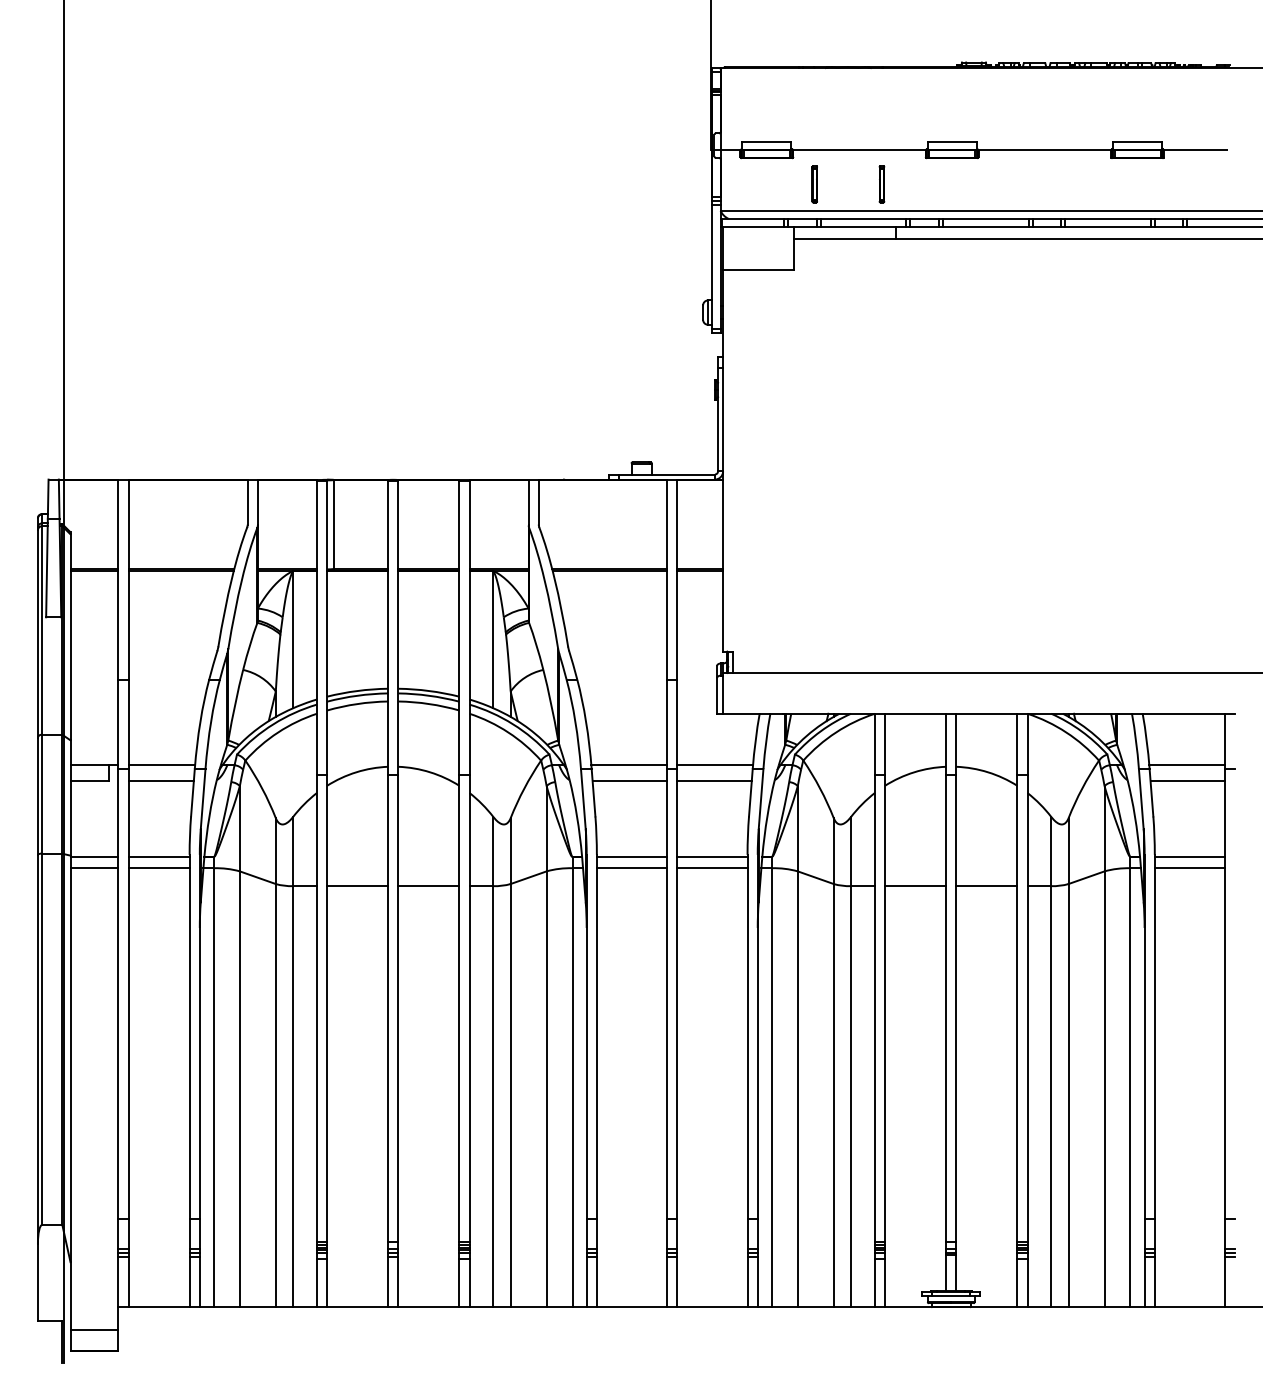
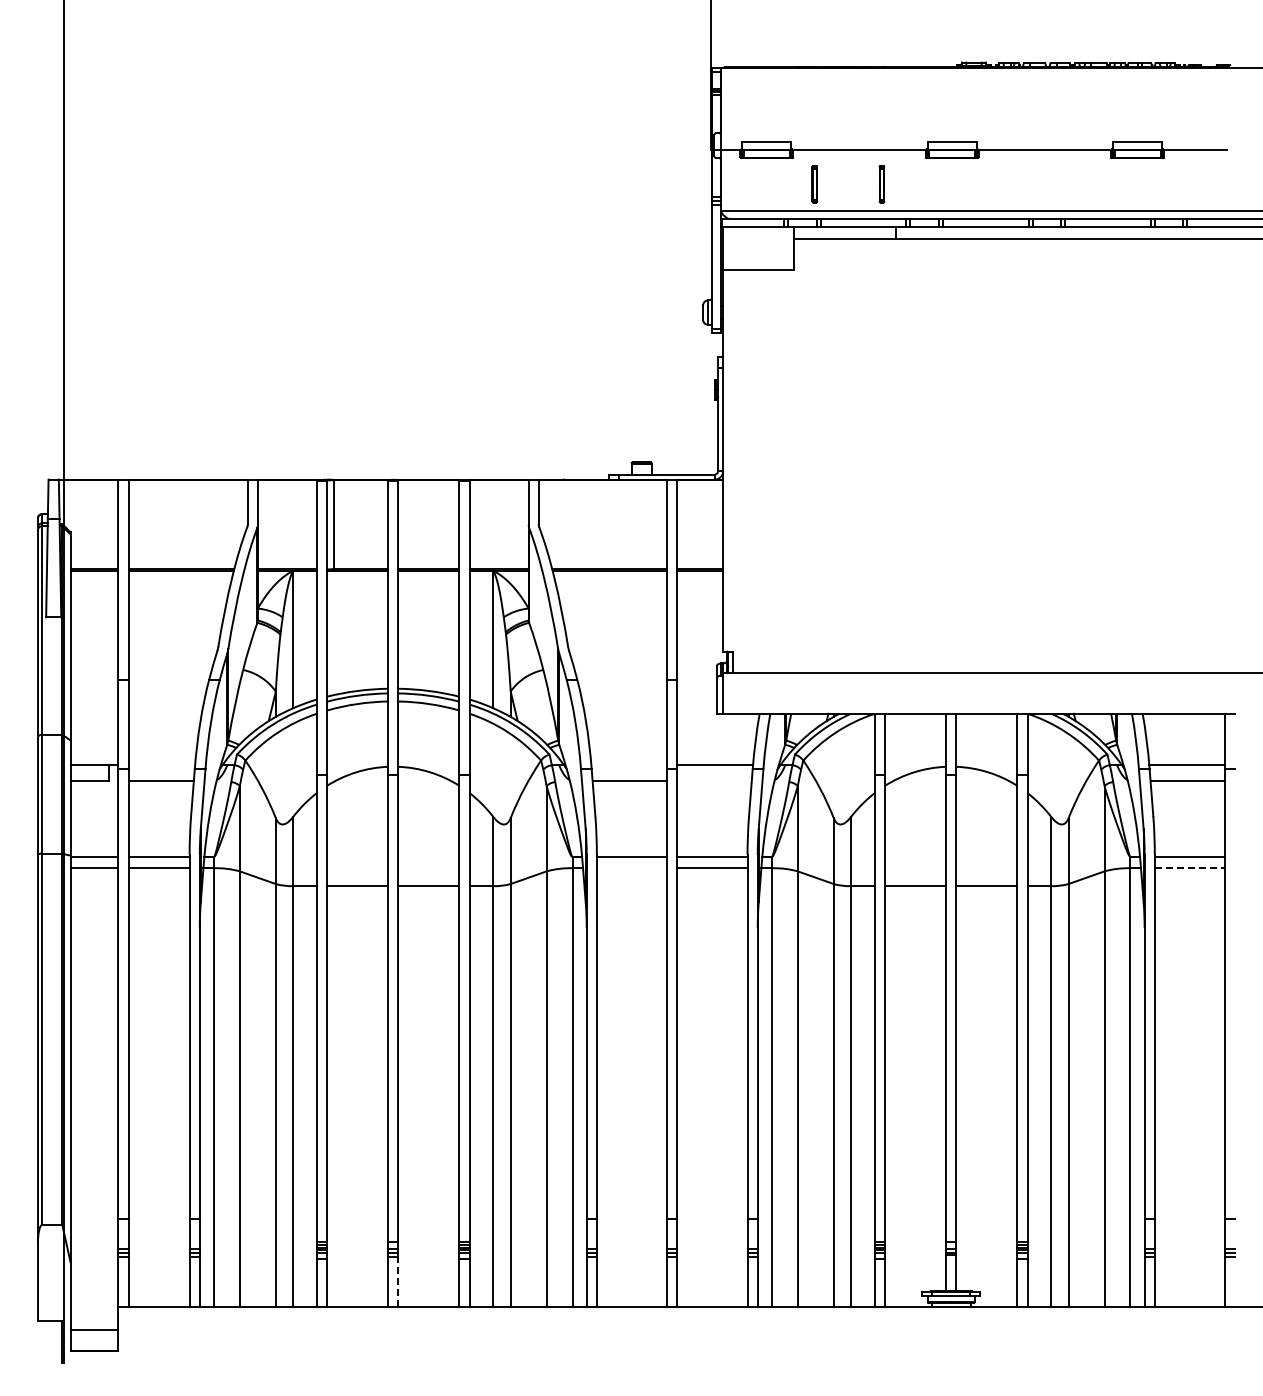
line: present -> none (161, 765)
line: present -> none (629, 765)
line: present -> none (714, 780)
line: present -> none (631, 868)
line: solid -> dashed (1190, 868)
line: solid -> dashed (398, 1281)
